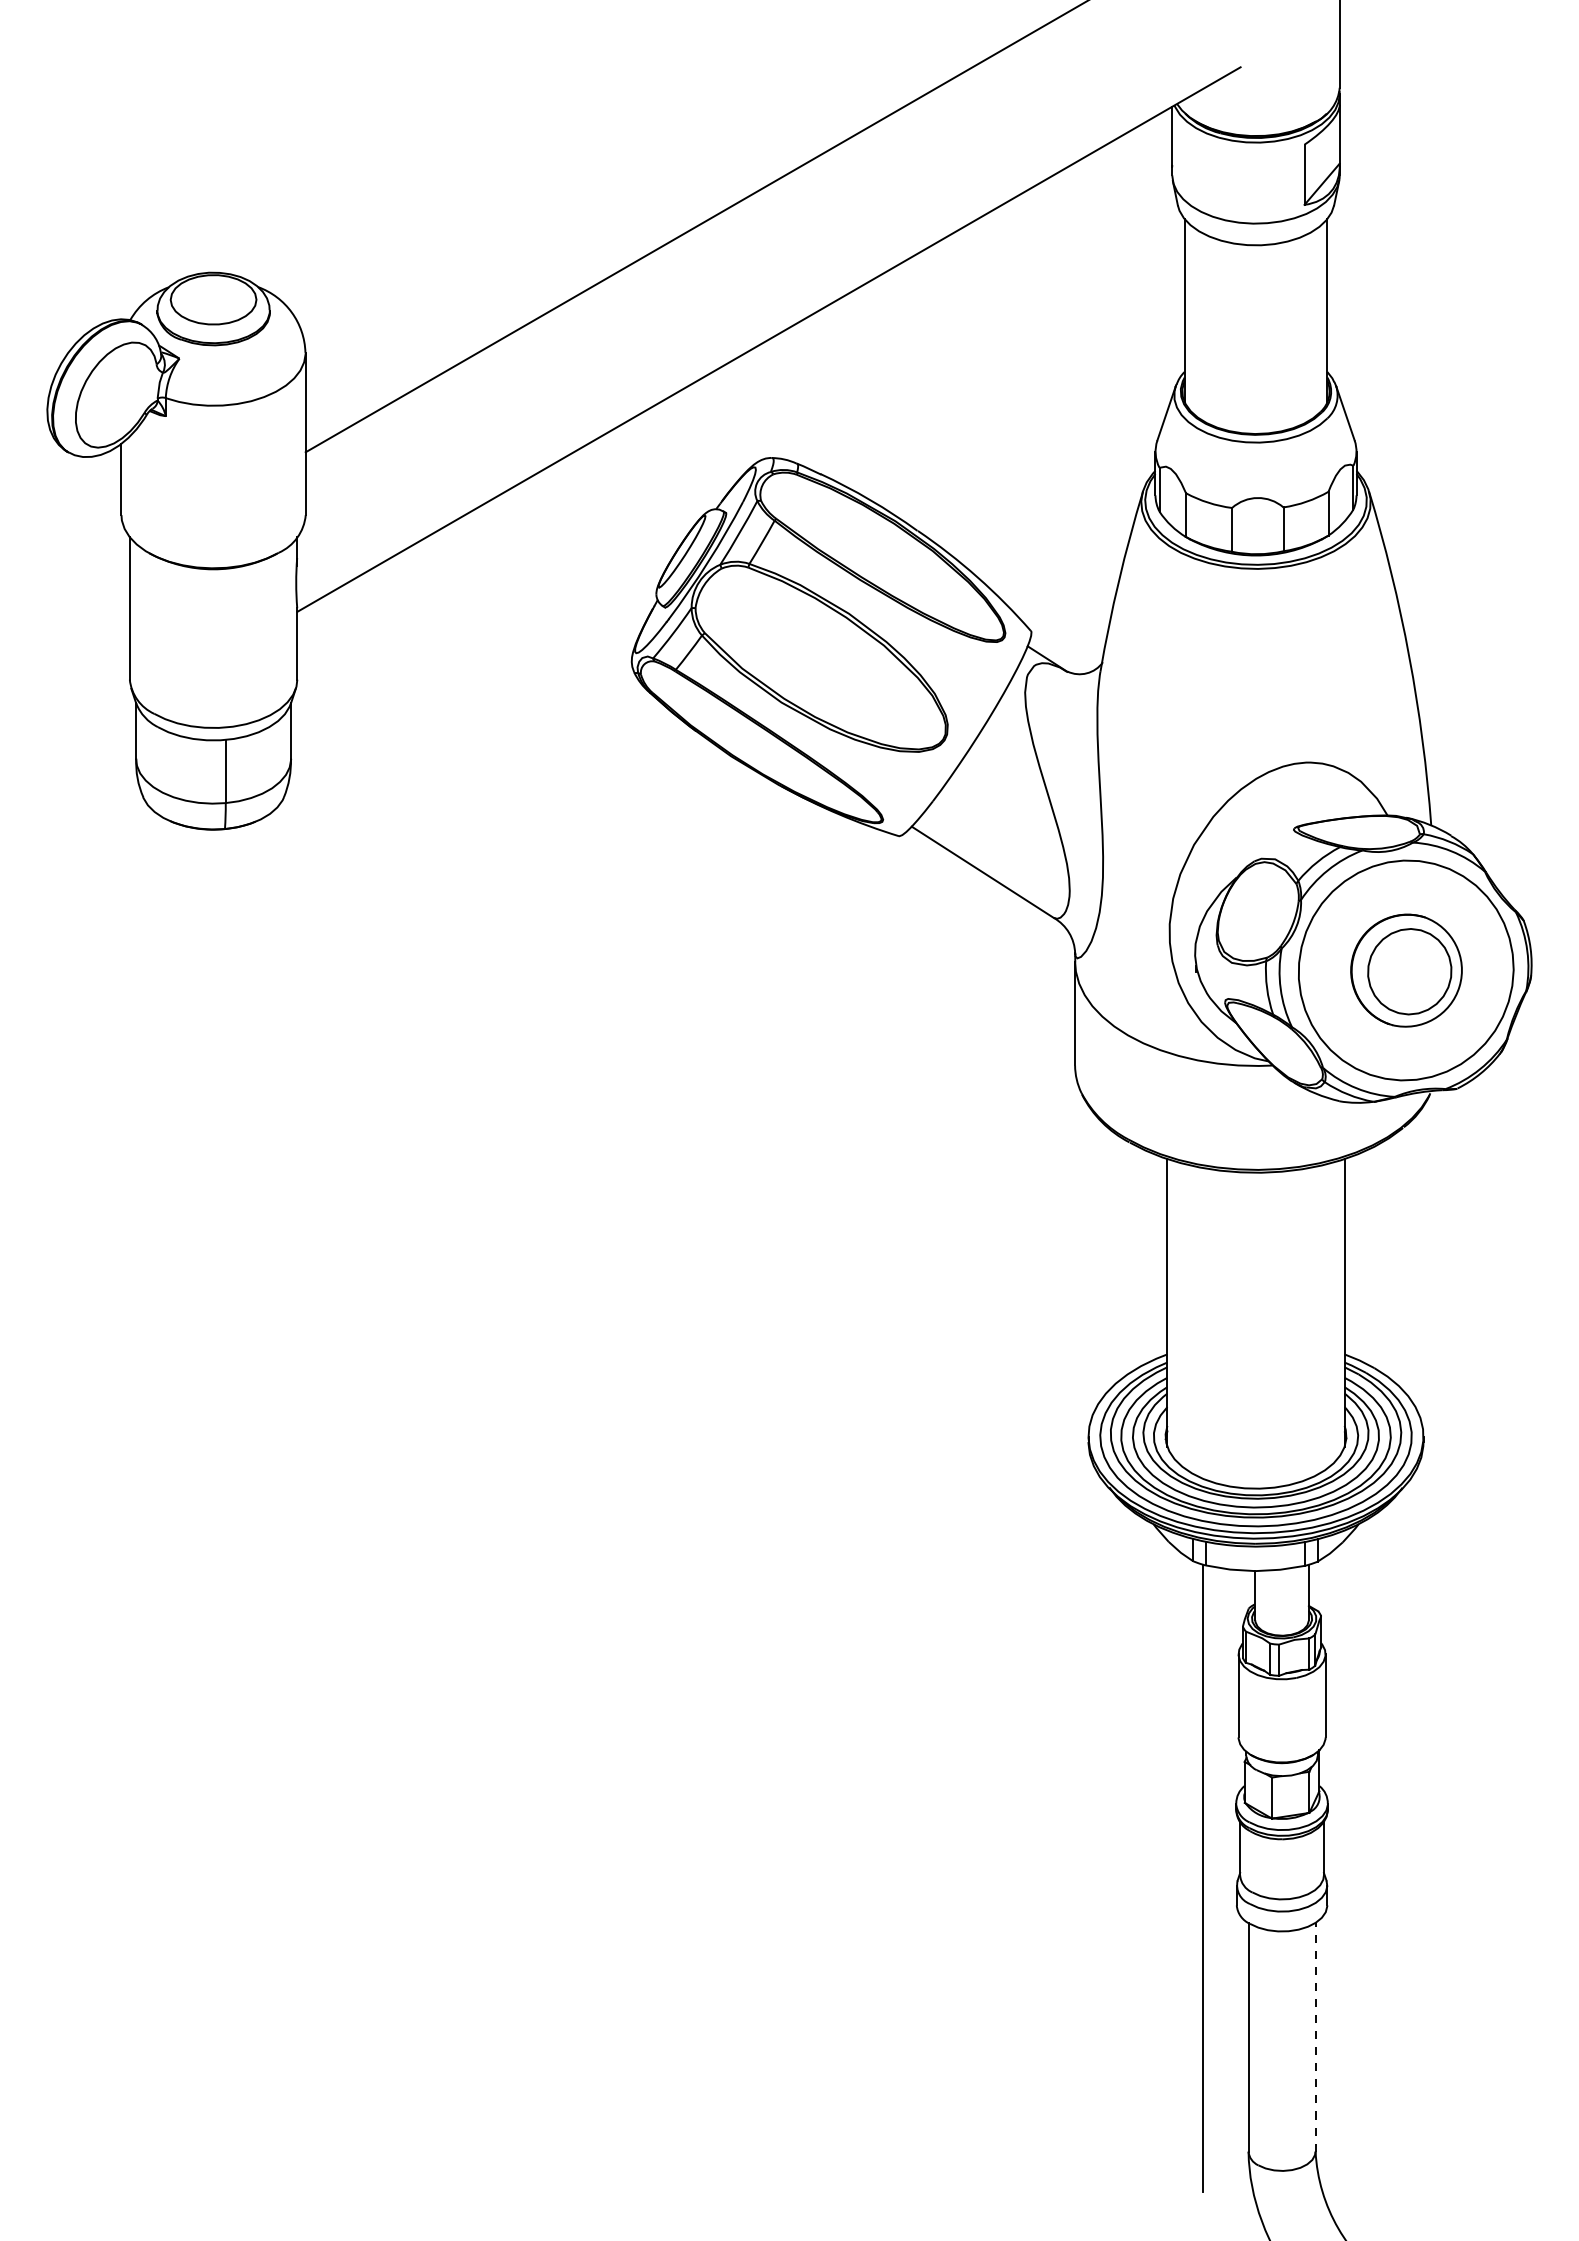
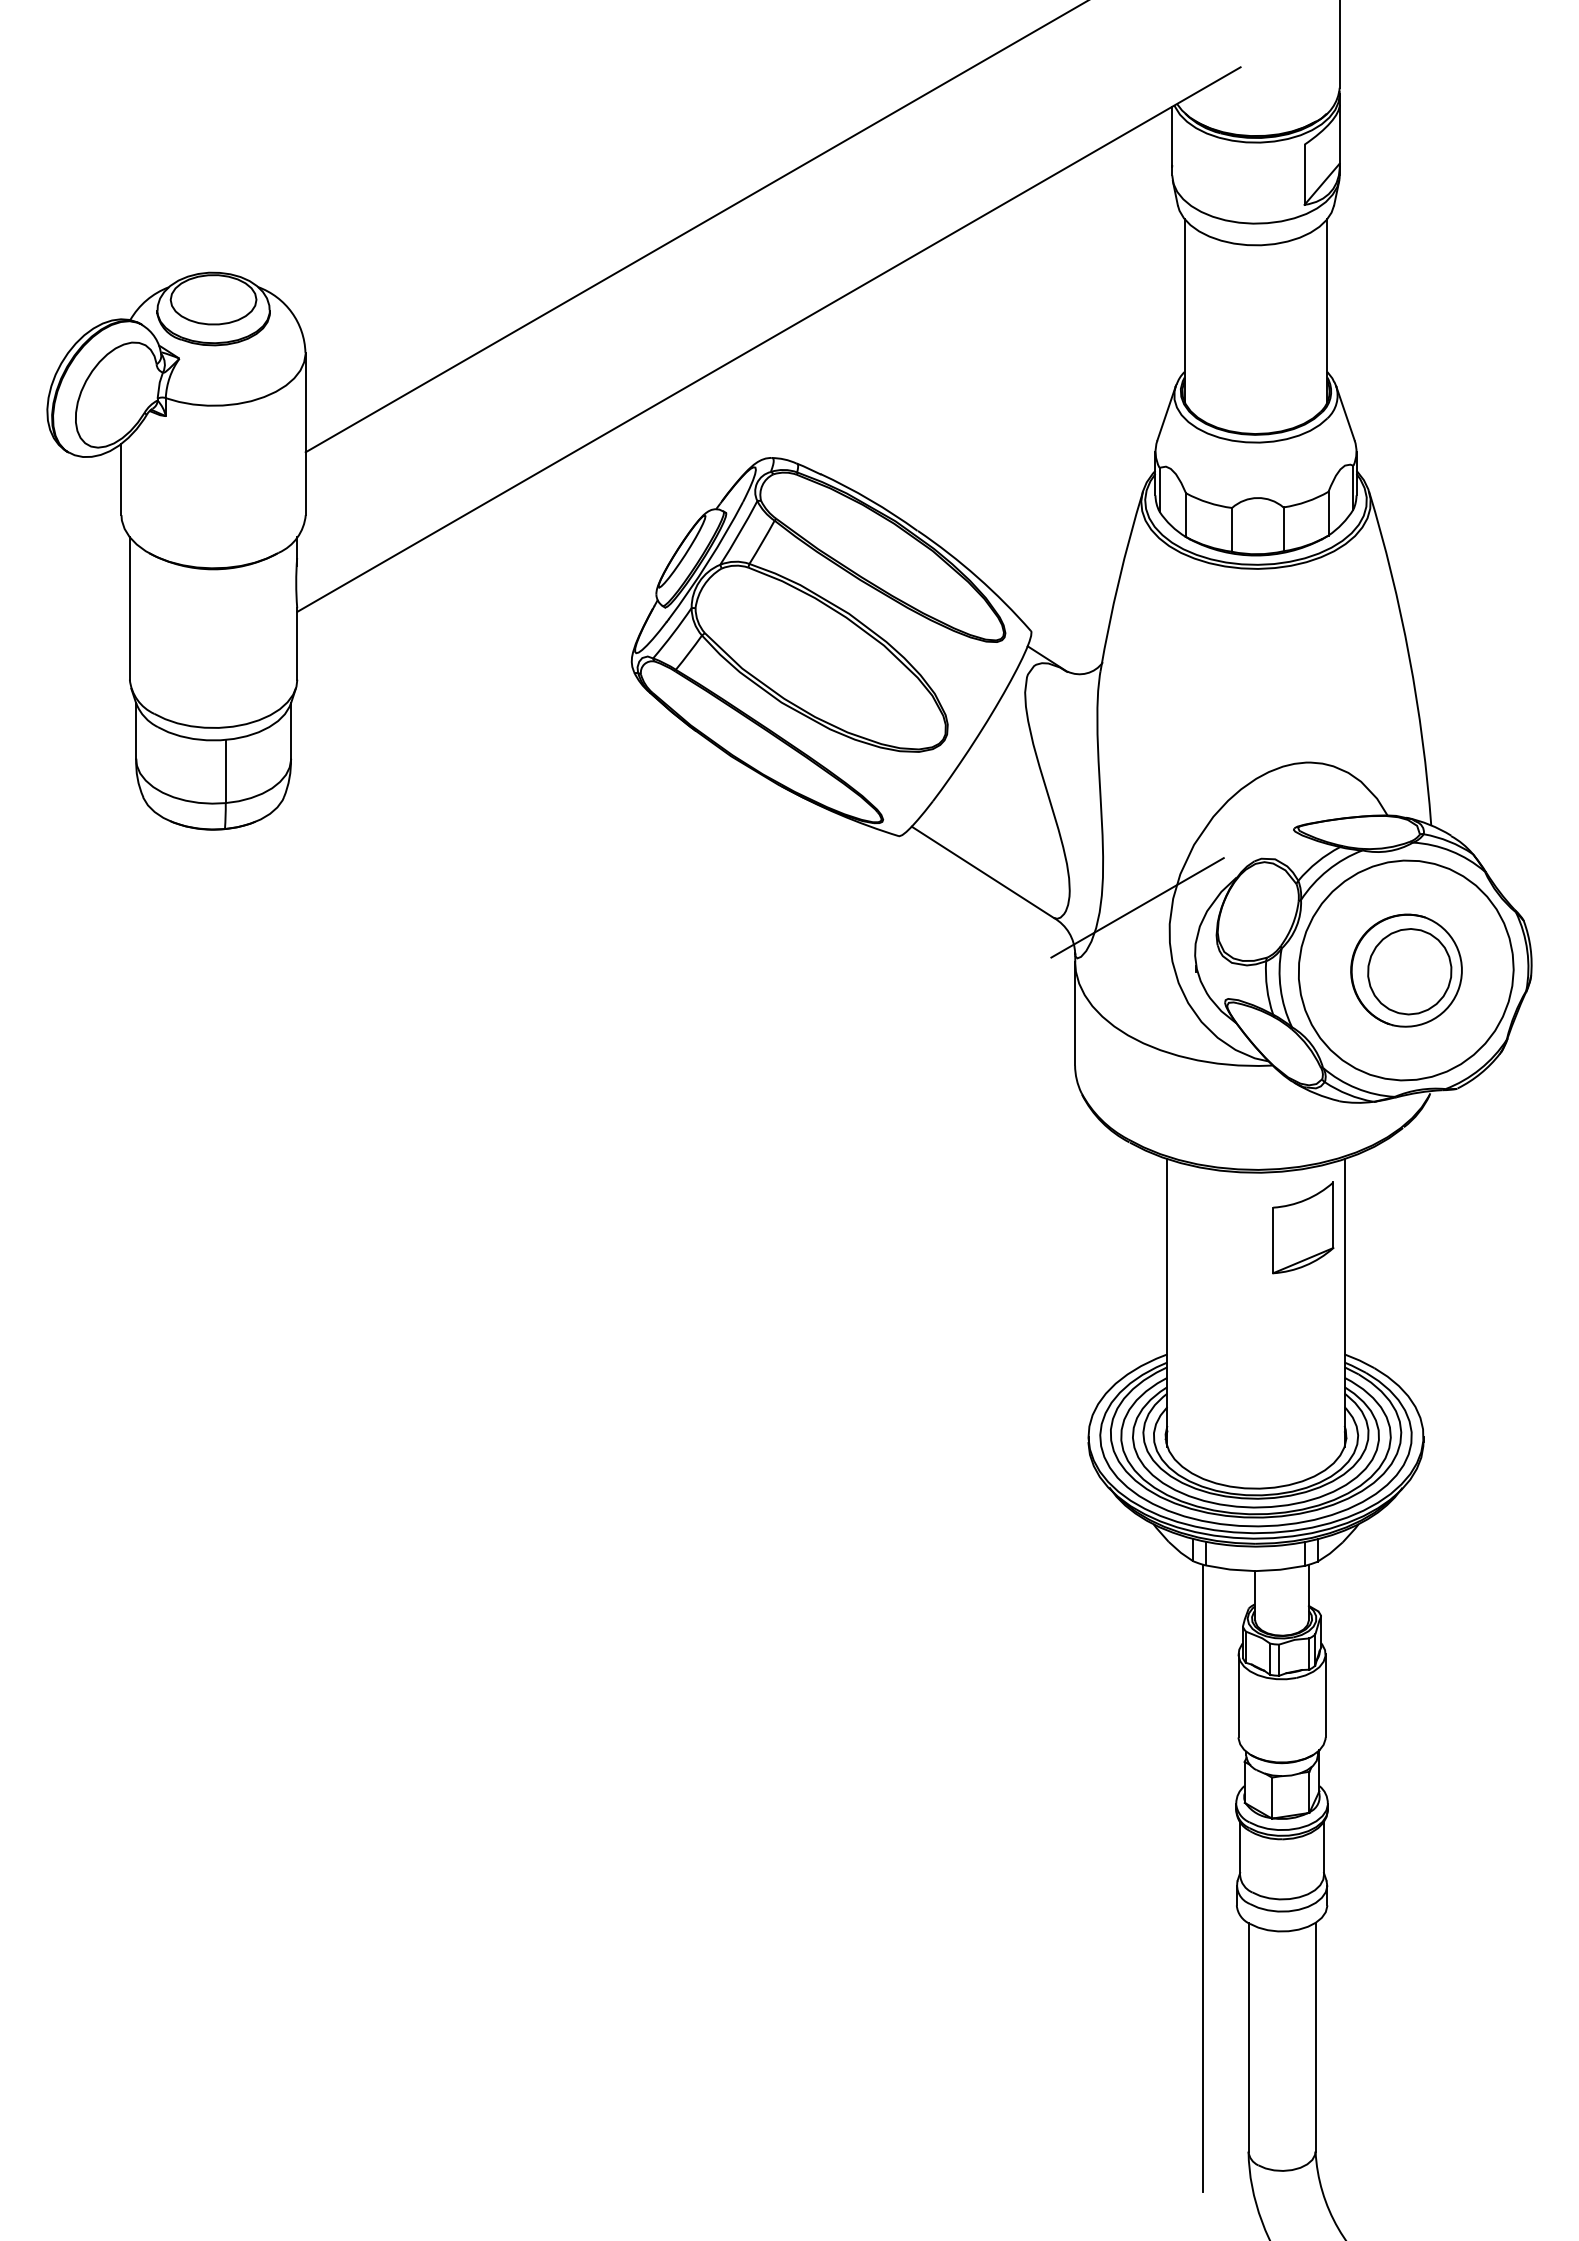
line: none -> present (1137, 907)
part: none -> present (1303, 1227)
line: dashed -> solid (1315, 2036)
